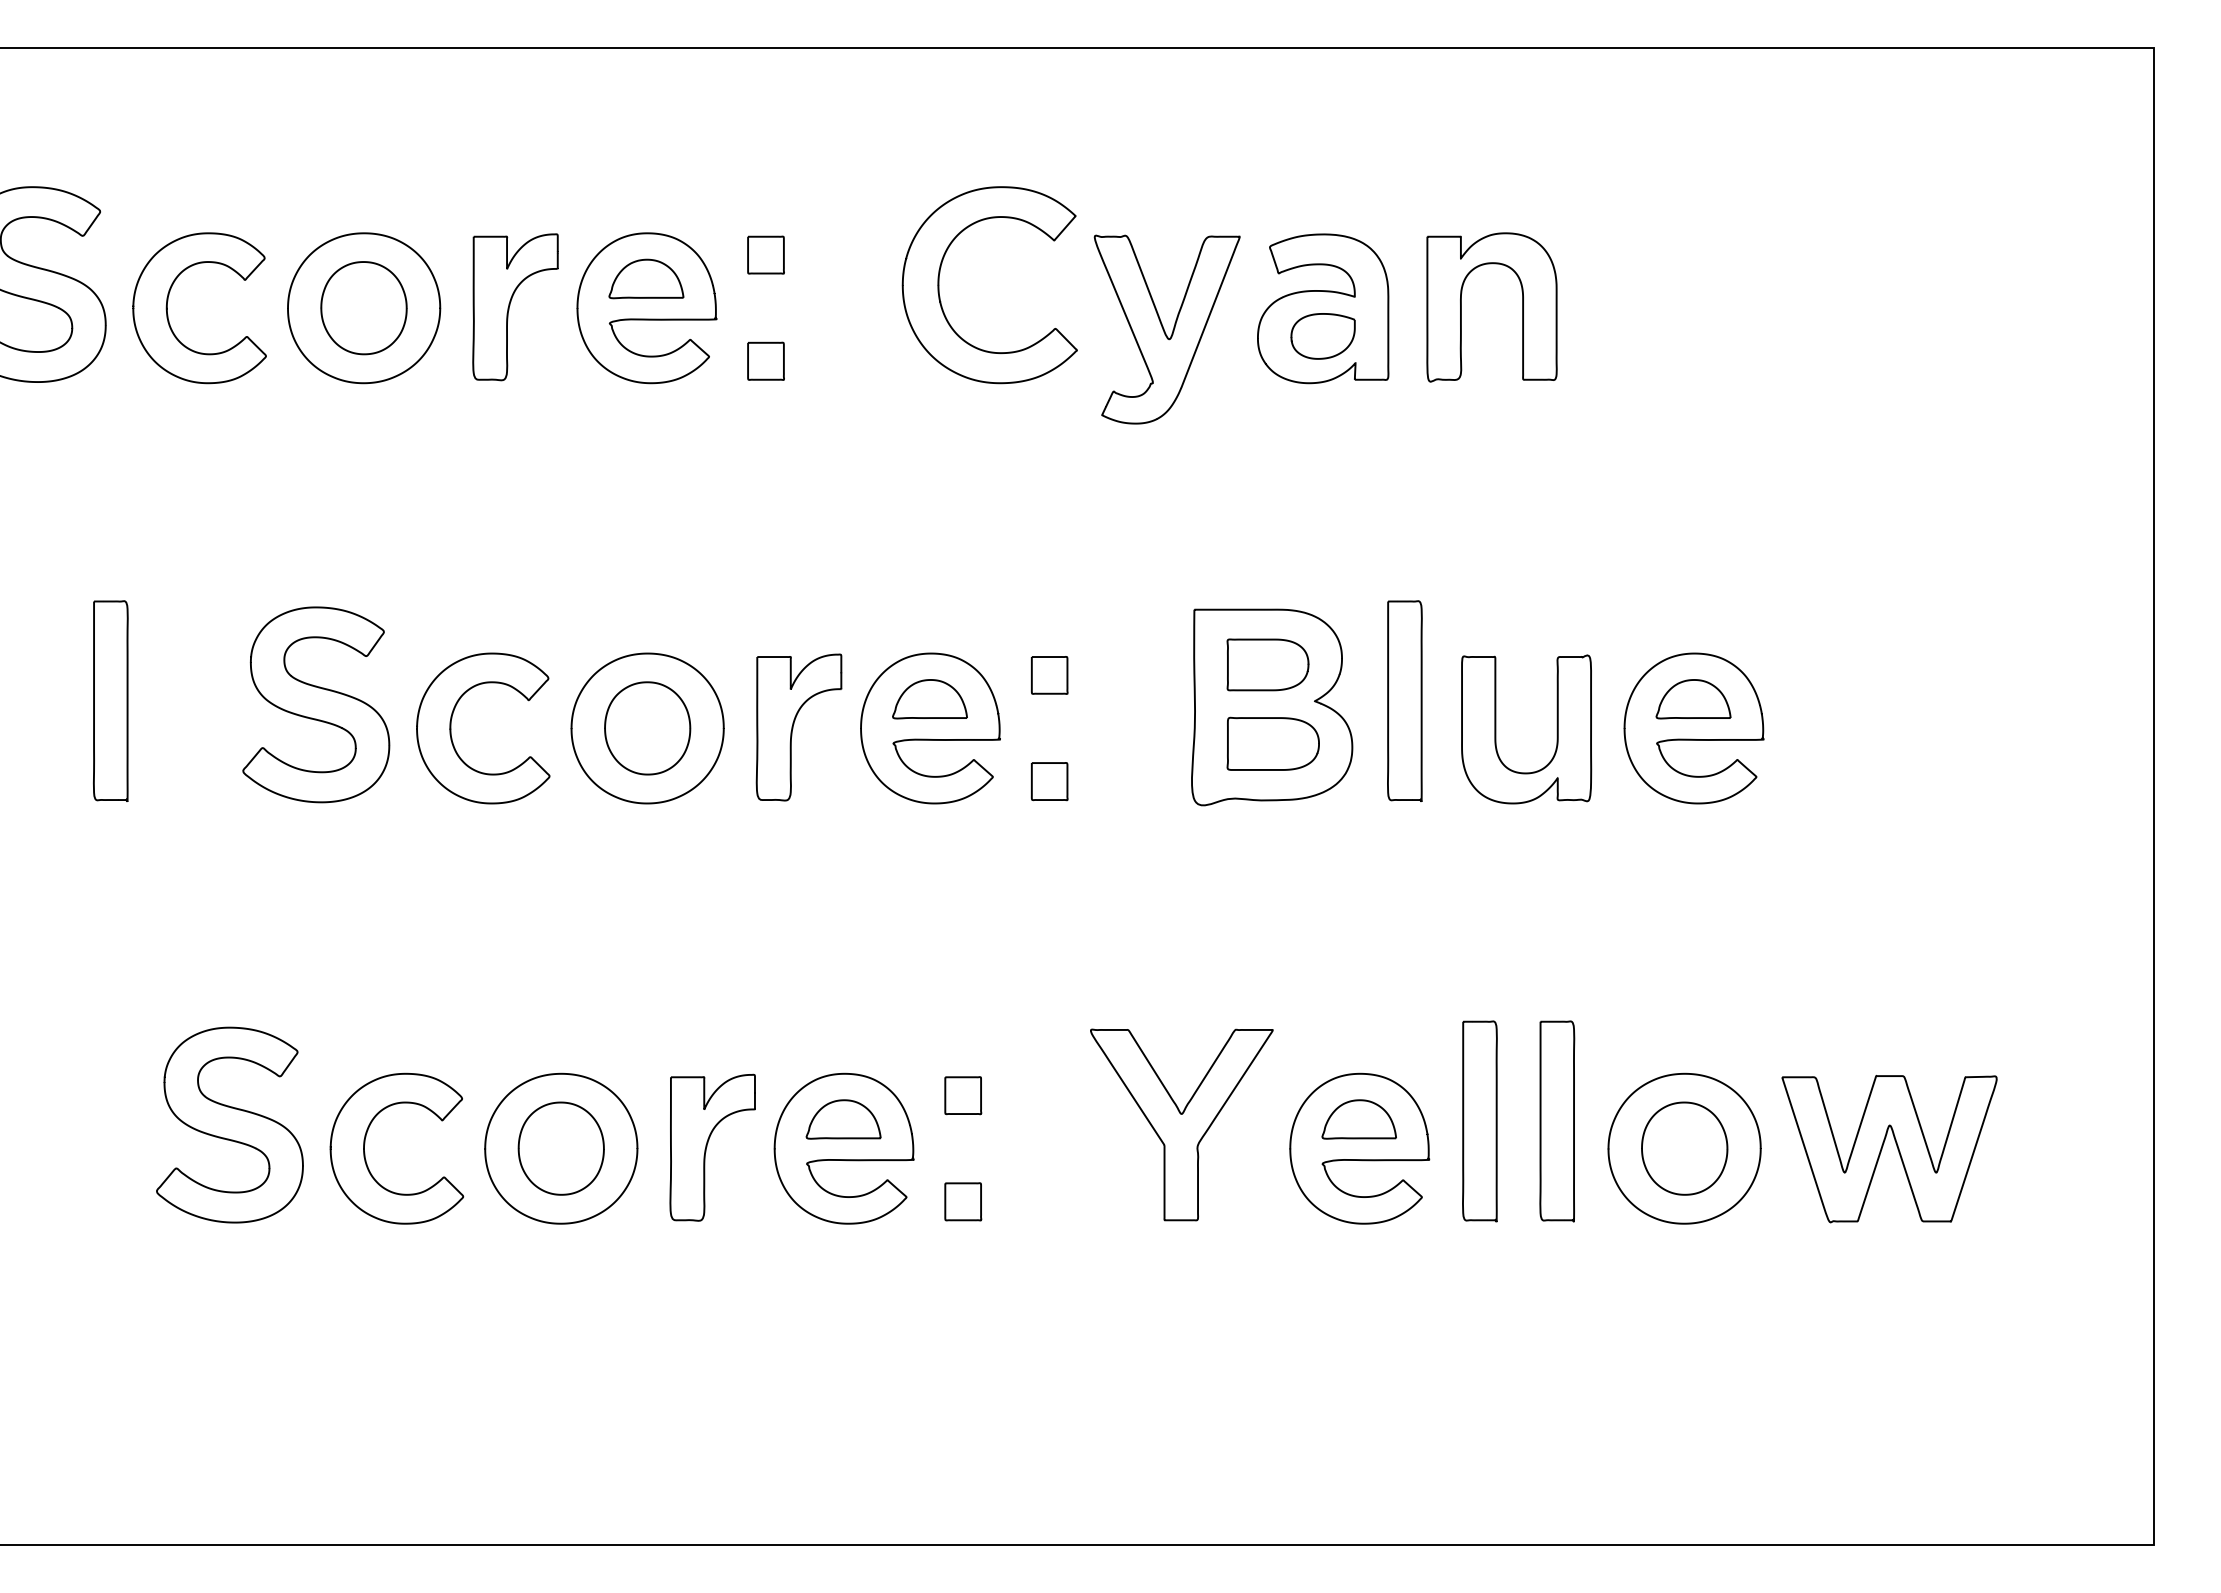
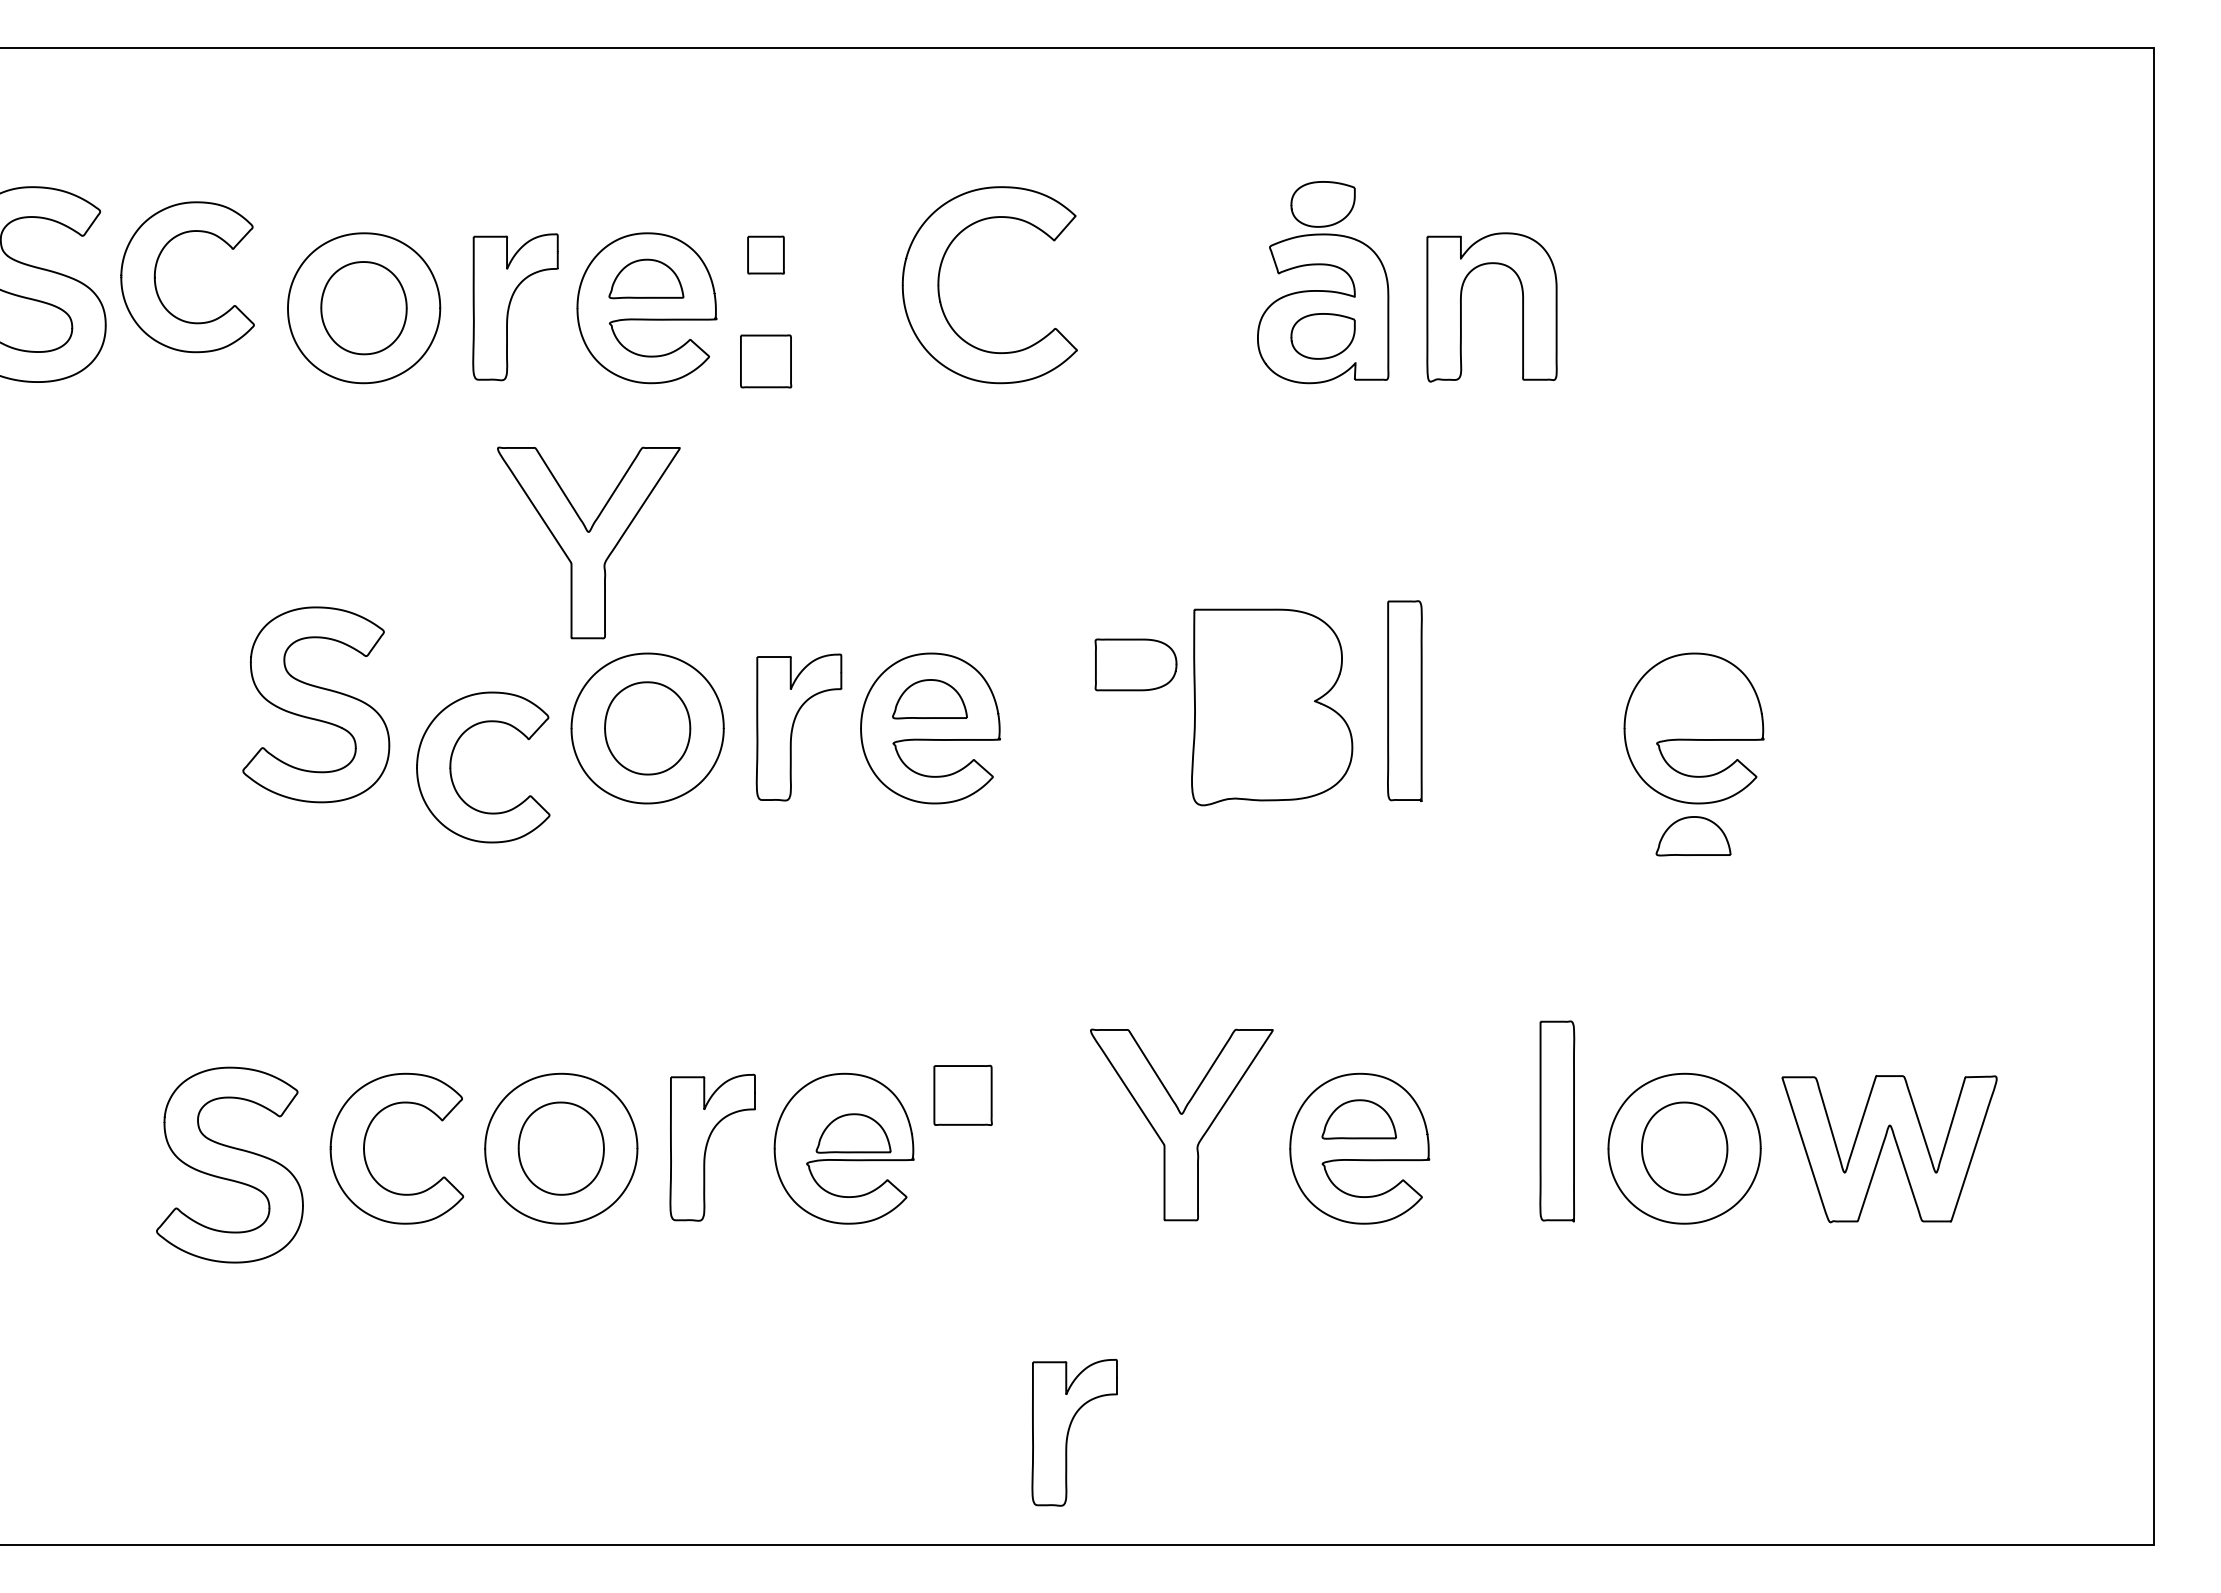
part: none -> present (1322, 204)
part position: (168, 314) -> (156, 283) (156, 283)
part: present -> none (1166, 329)
part size: 38x40 px -> 53x55 px (766, 361)
part: none -> present (588, 542)
part position: (1267, 664) -> (1135, 664) (1135, 664)
part: present -> none (1049, 675)
part position: (1693, 699) -> (1693, 836) (1693, 836)
part: present -> none (110, 700)
part position: (451, 728) -> (451, 767) (451, 767)
part: present -> none (1496, 729)
part: present -> none (1272, 743)
part: present -> none (1049, 781)
part size: 39x40 px -> 60x62 px (962, 1094)
part position: (843, 1119) -> (853, 1133) (853, 1133)
part: present -> none (1479, 1121)
part position: (229, 1124) -> (229, 1164) (229, 1164)
part: present -> none (963, 1201)
part: none -> present (1074, 1432)
